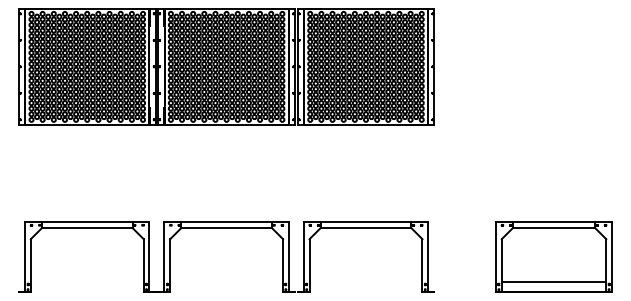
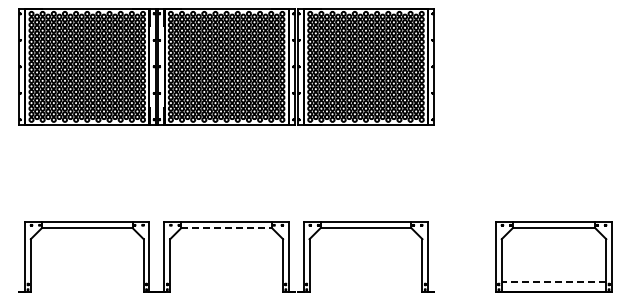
line: solid -> dashed (227, 228)
line: solid -> dashed (553, 282)
